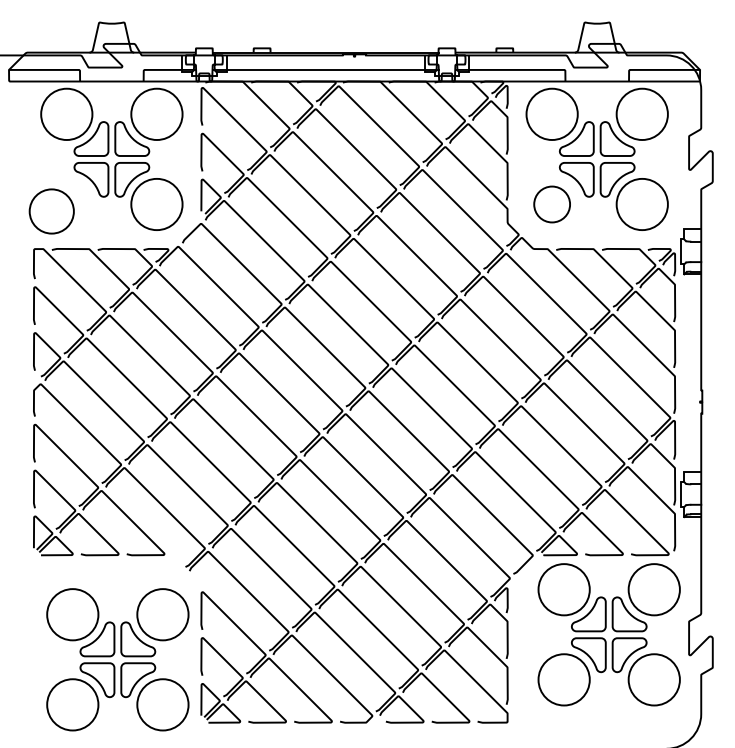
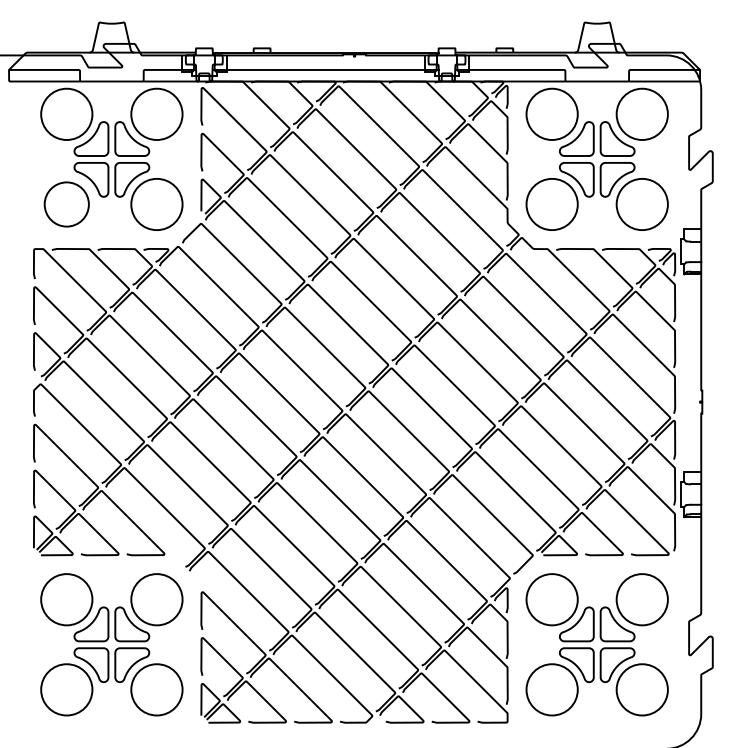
circle diameter: 36 px -> 51 px (551, 204)
circle position: (51, 211) -> (66, 204) (66, 204)
part position: (608, 634) -> (596, 644) (596, 644)
part position: (117, 659) -> (111, 644) (111, 644)
